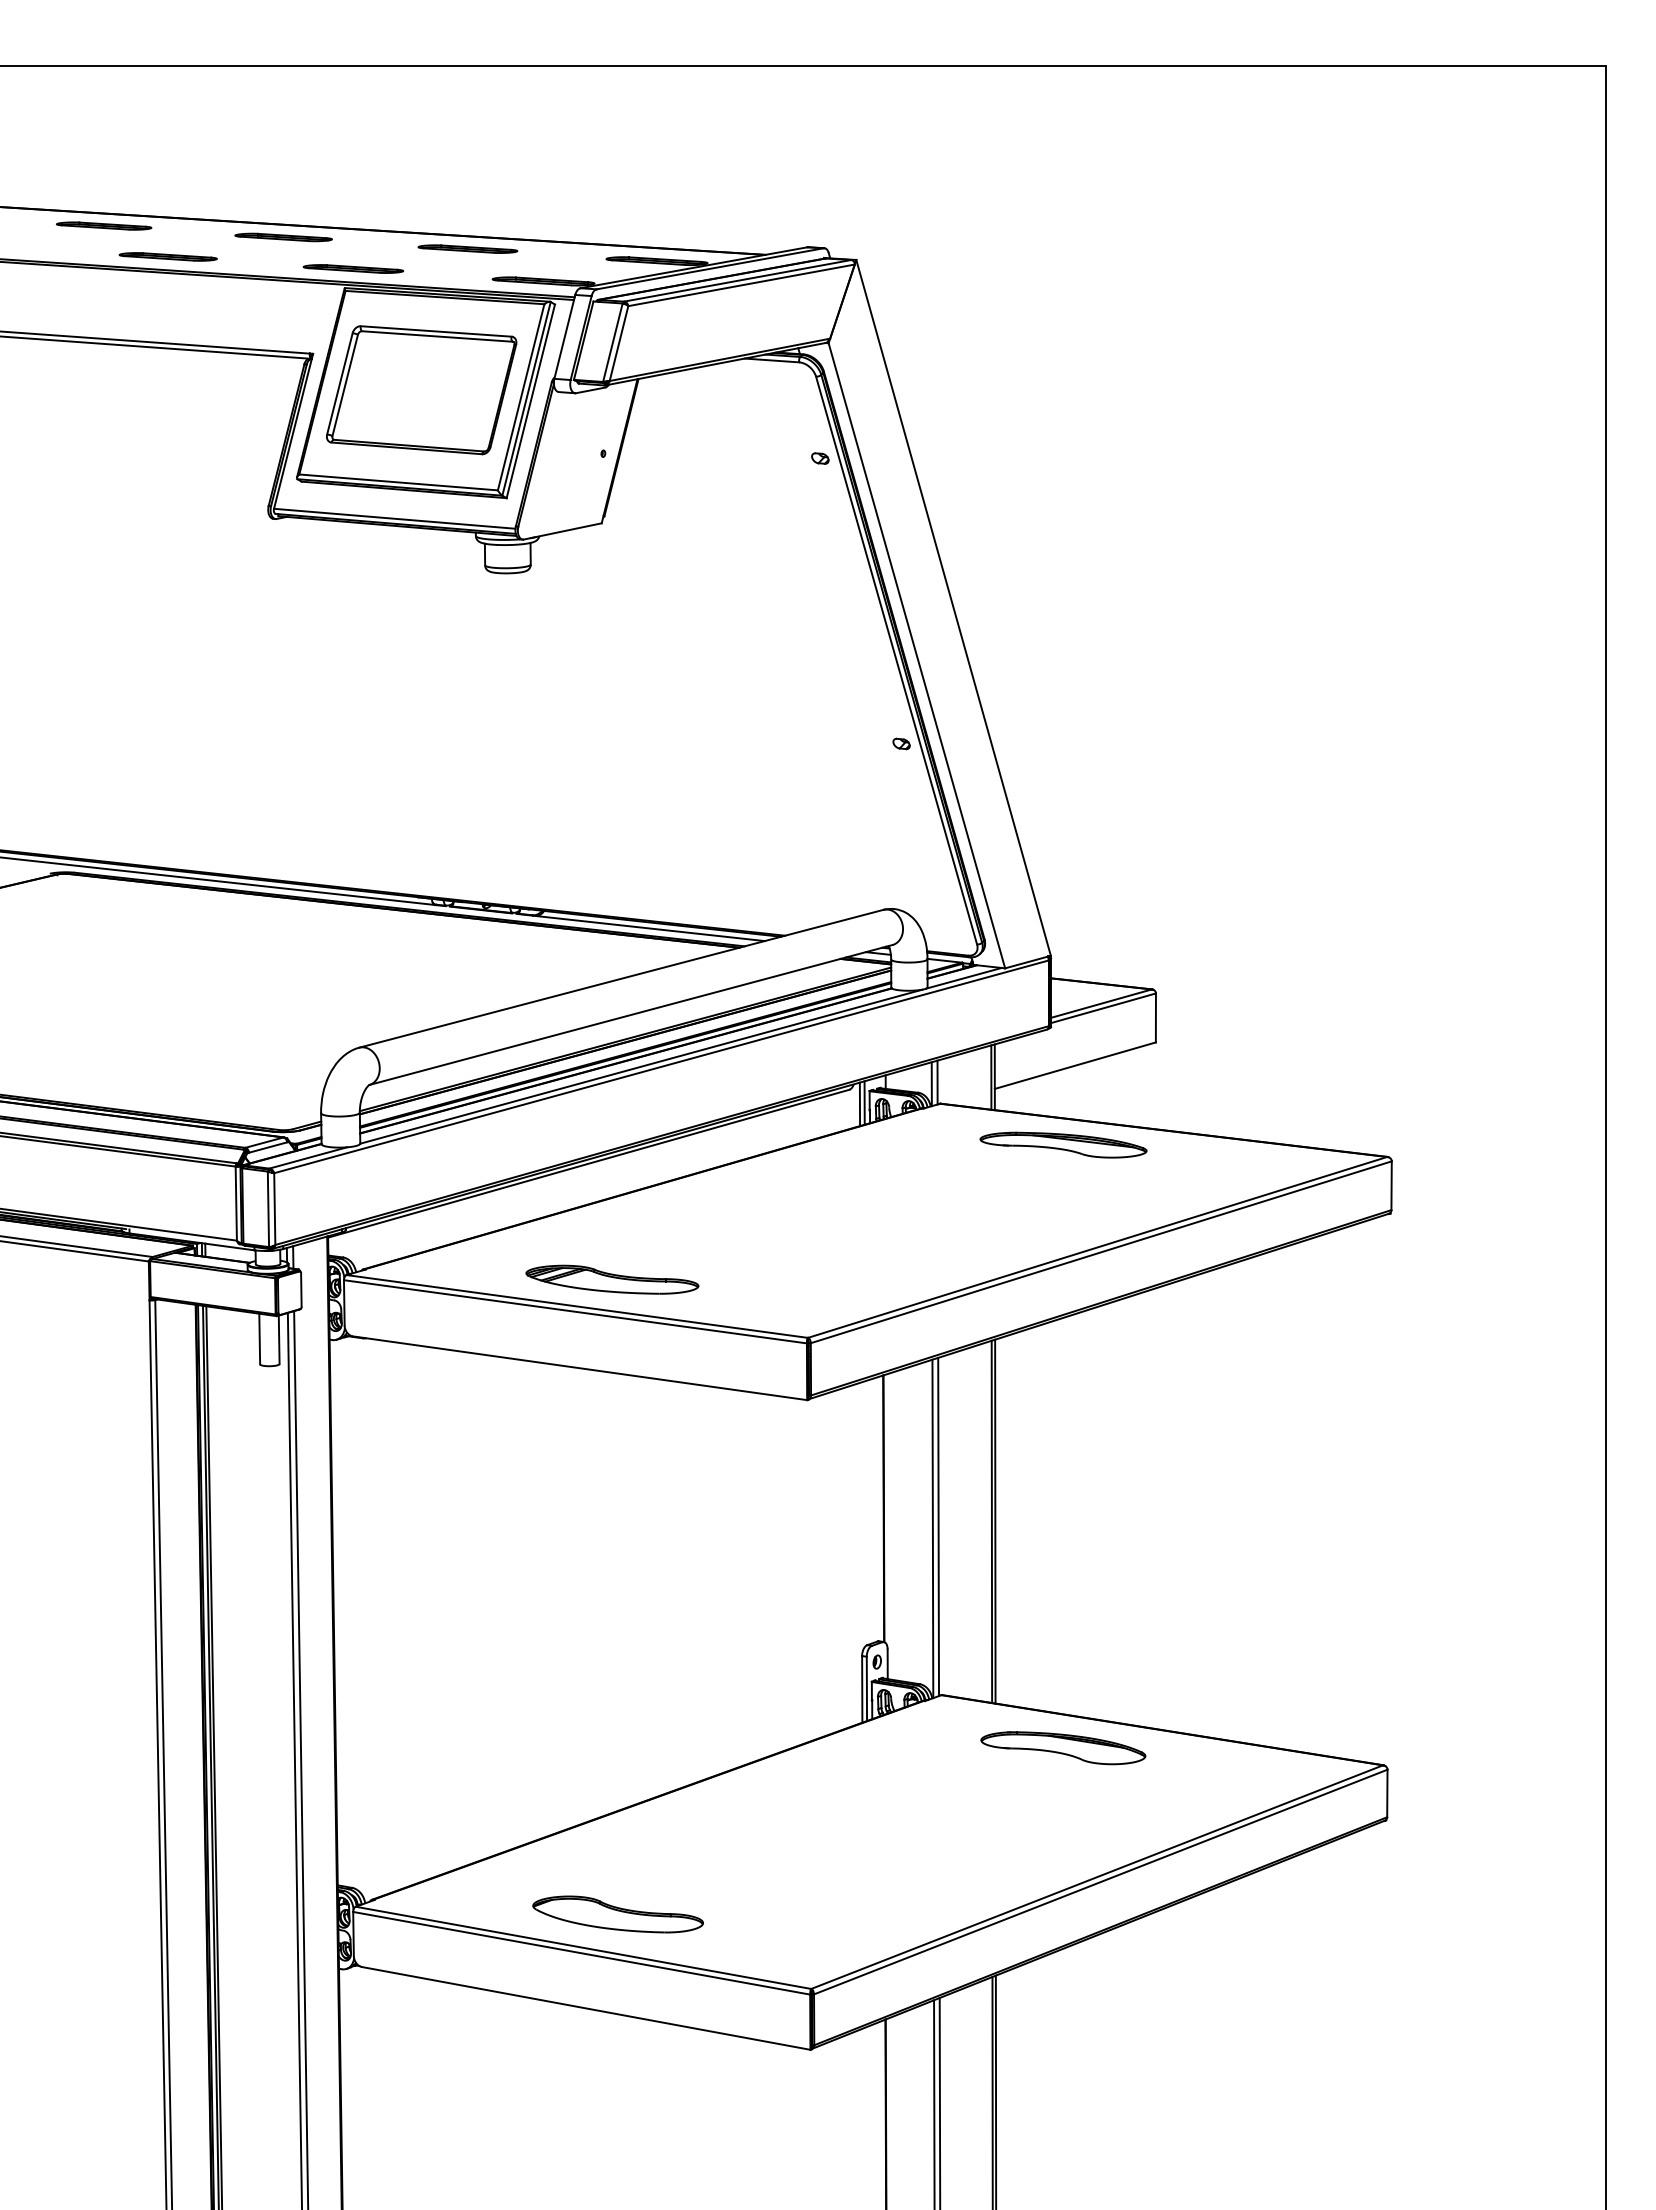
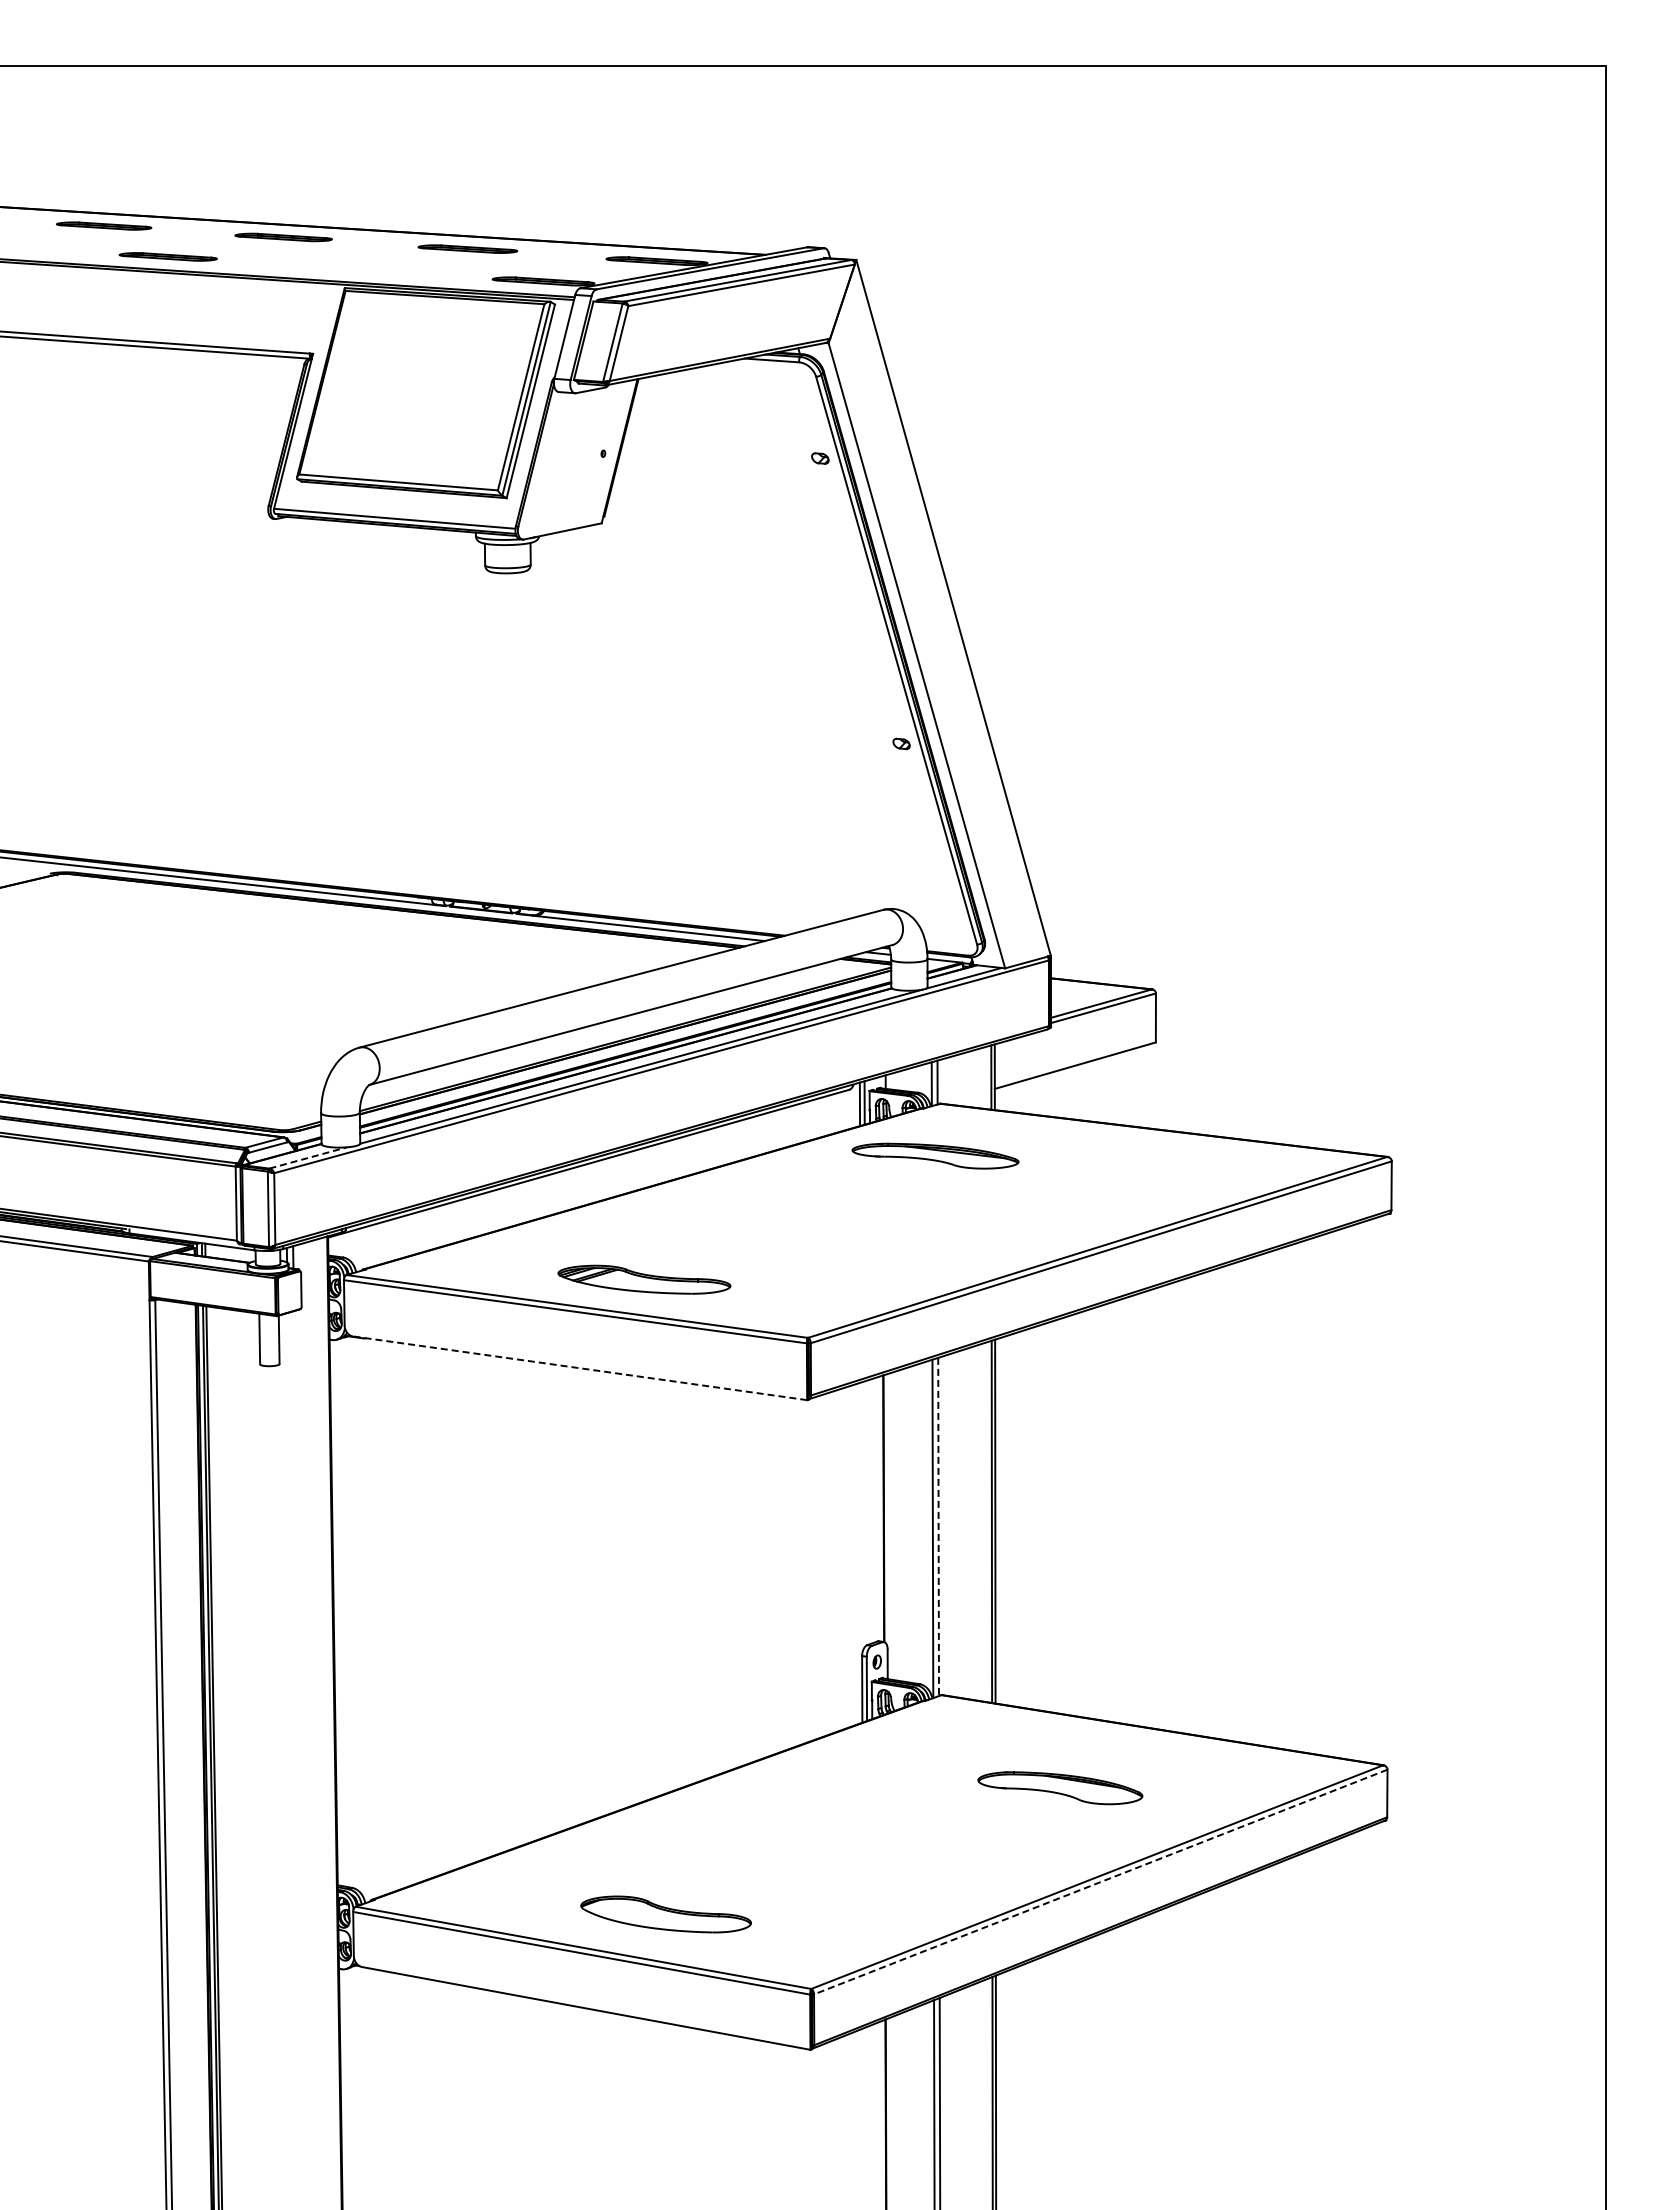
part: present -> none (352, 268)
part: present -> none (421, 390)
part position: (1063, 1144) -> (935, 1155) (935, 1155)
line: solid -> dashed (308, 1157)
part position: (612, 1279) -> (644, 1279) (644, 1279)
line: solid -> dashed (579, 1368)
line: solid -> dashed (938, 1527)
part position: (1063, 1748) -> (1060, 1788) (1060, 1788)
line: present -> none (301, 1758)
line: present -> none (294, 1759)
line: solid -> dashed (1100, 1882)
part position: (617, 1914) -> (665, 1914) (665, 1914)
